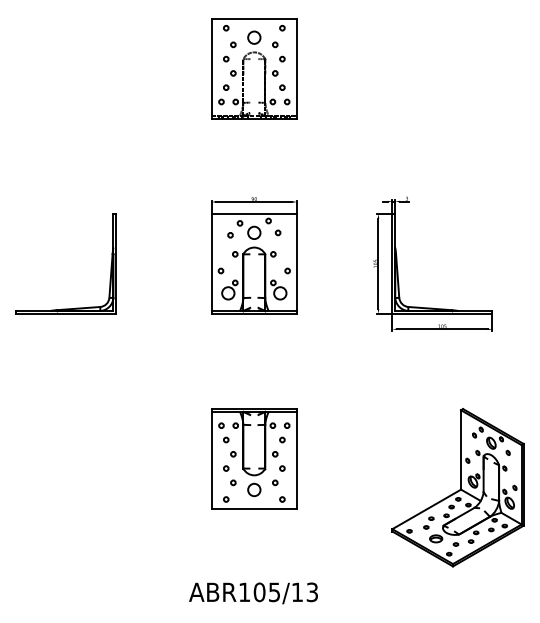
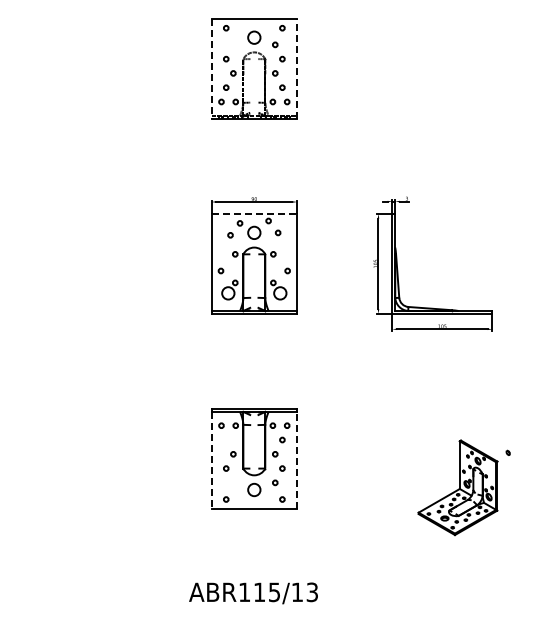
circle: present -> none (233, 44)
line: solid -> dashed (211, 68)
line: solid -> dashed (297, 68)
line: solid -> dashed (254, 213)
part: present -> none (65, 308)
circle: present -> none (226, 439)
line: solid -> dashed (211, 460)
line: solid -> dashed (297, 460)
circle: present -> none (233, 482)
part size: 134x160 px -> 82x98 px (457, 487)
text: ABR105/13 -> ABR115/13 (259, 592)
